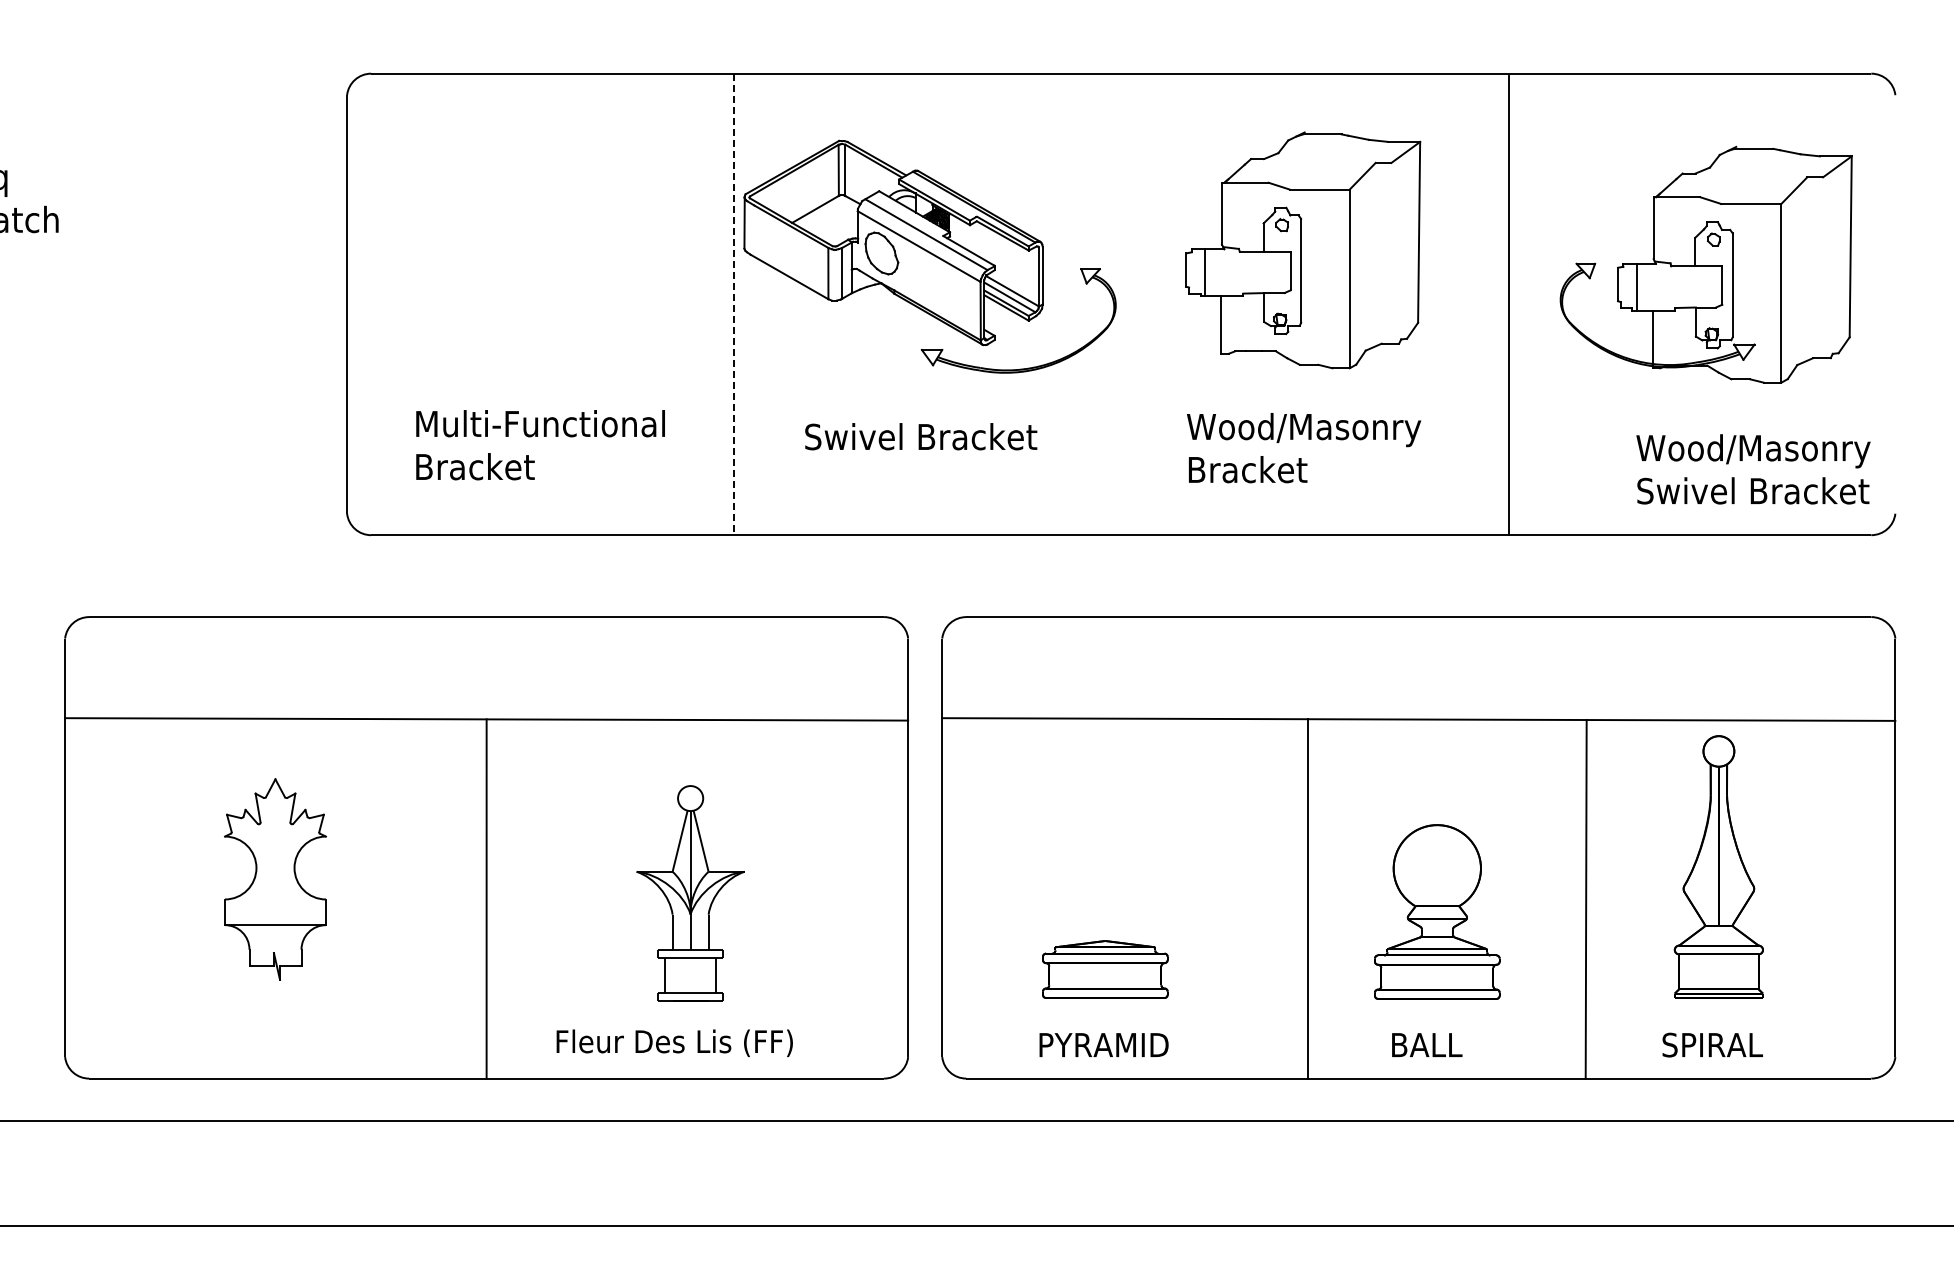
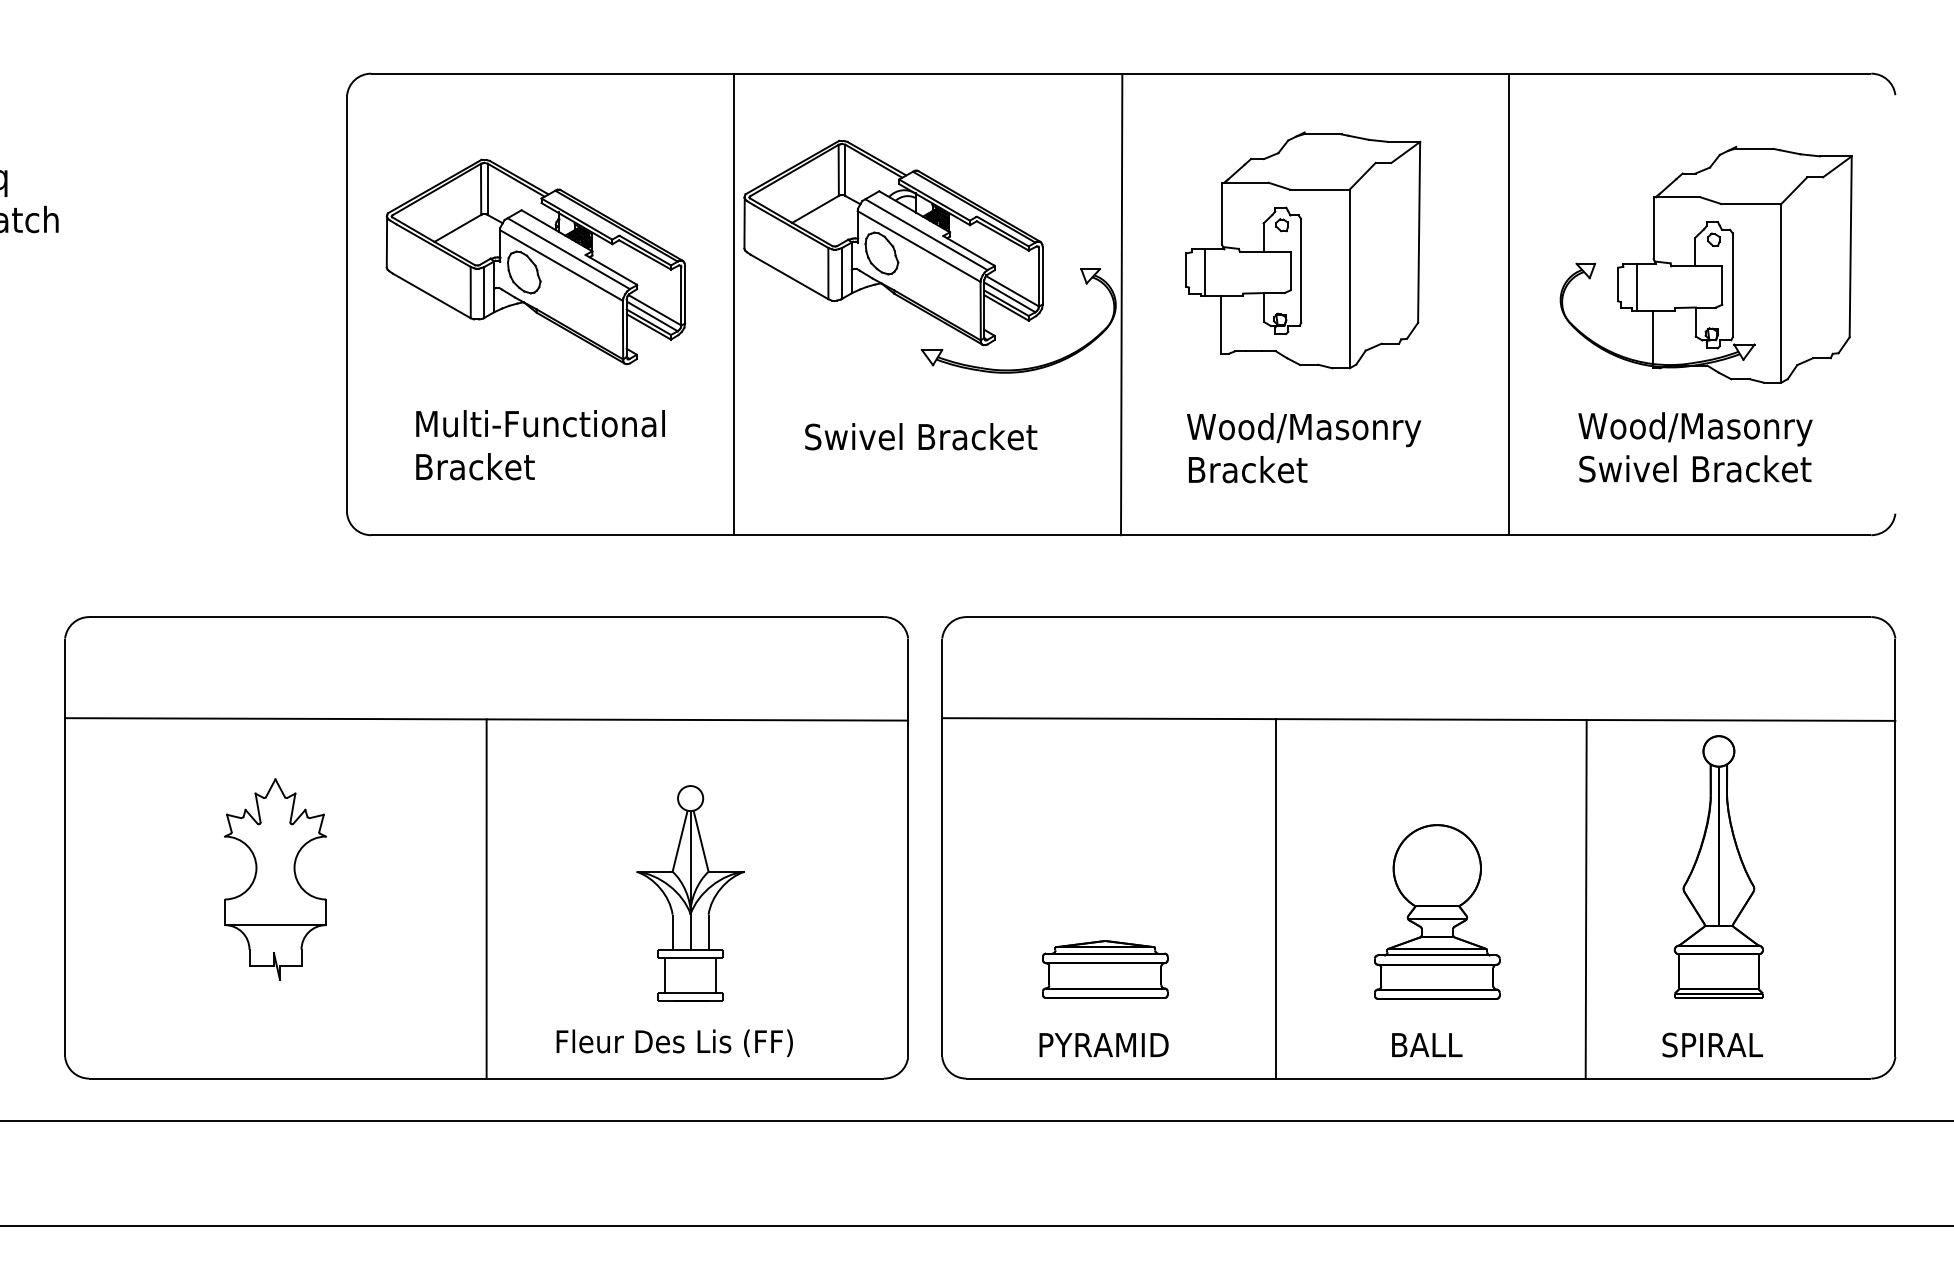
part: none -> present (535, 261)
line: dashed -> solid (734, 304)
line: none -> present (1121, 304)
text position: (1753, 469) -> (1695, 447) (1695, 447)
line position: (1308, 898) -> (1276, 898) (1276, 898)
